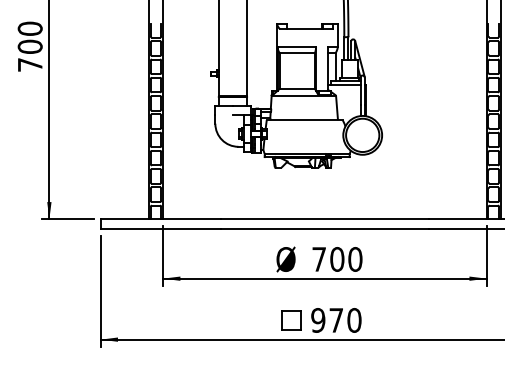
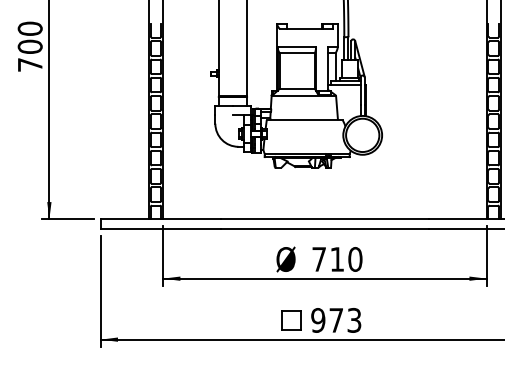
text: 700 -> 710 (337, 259)
text: 970 -> 973 (354, 320)
